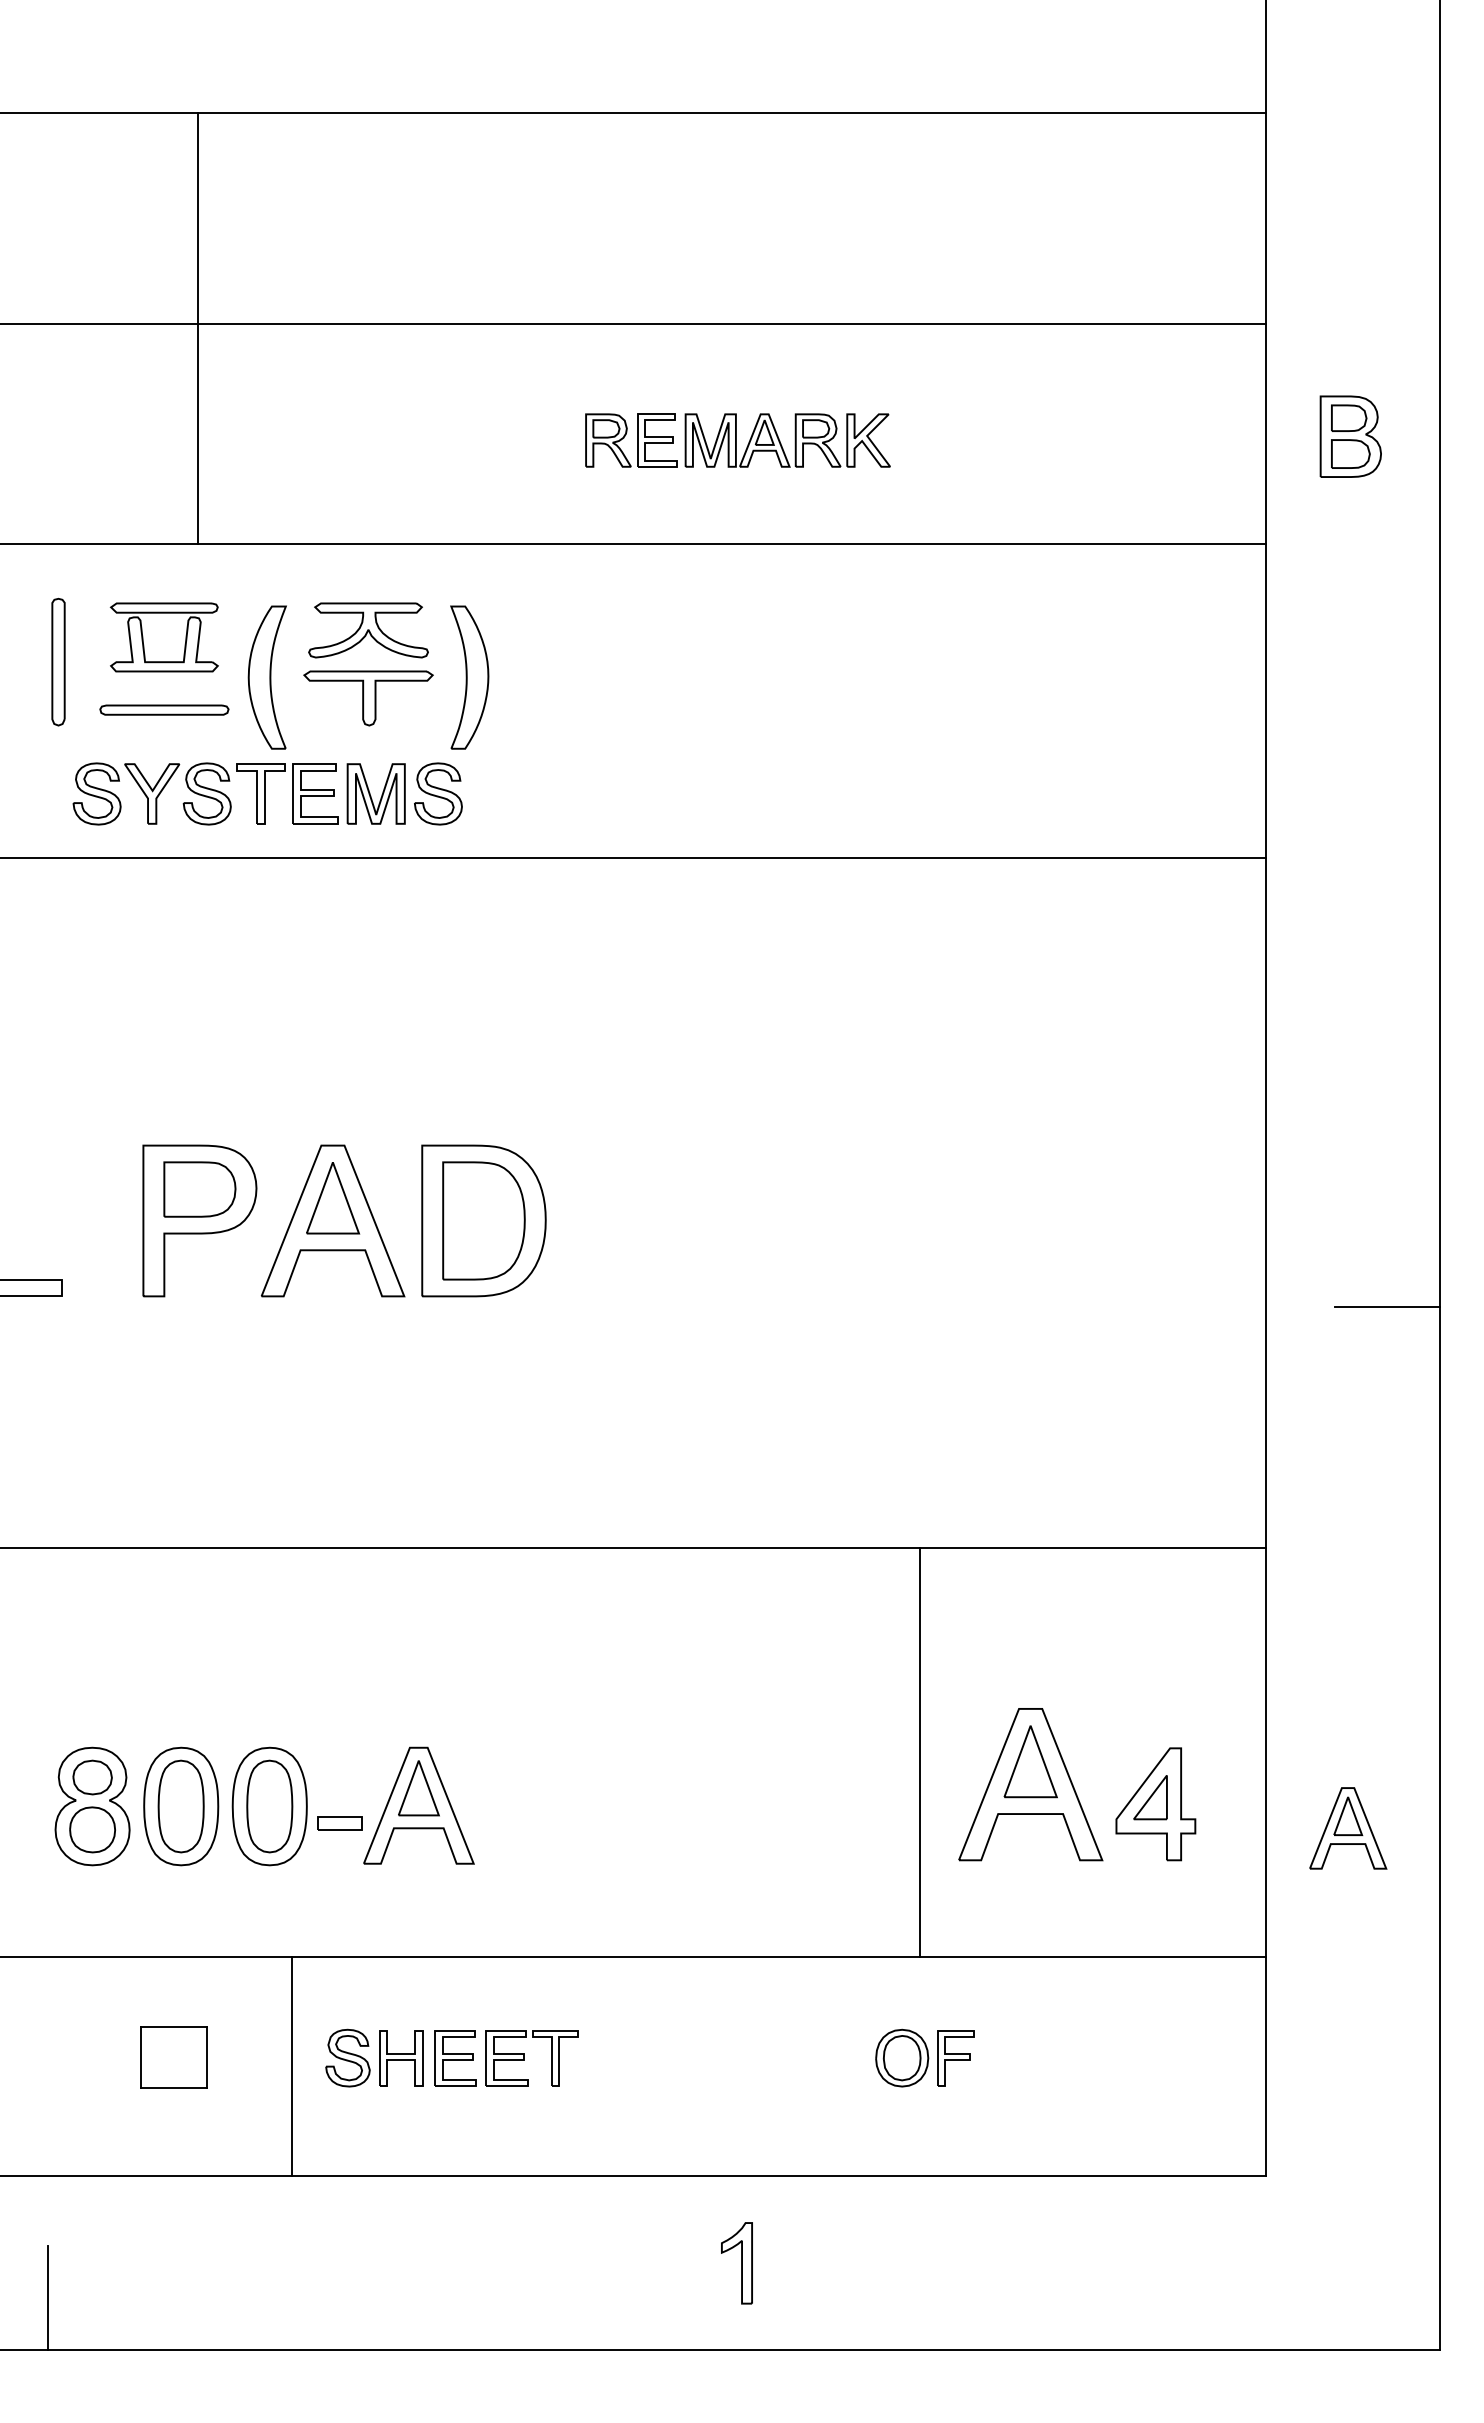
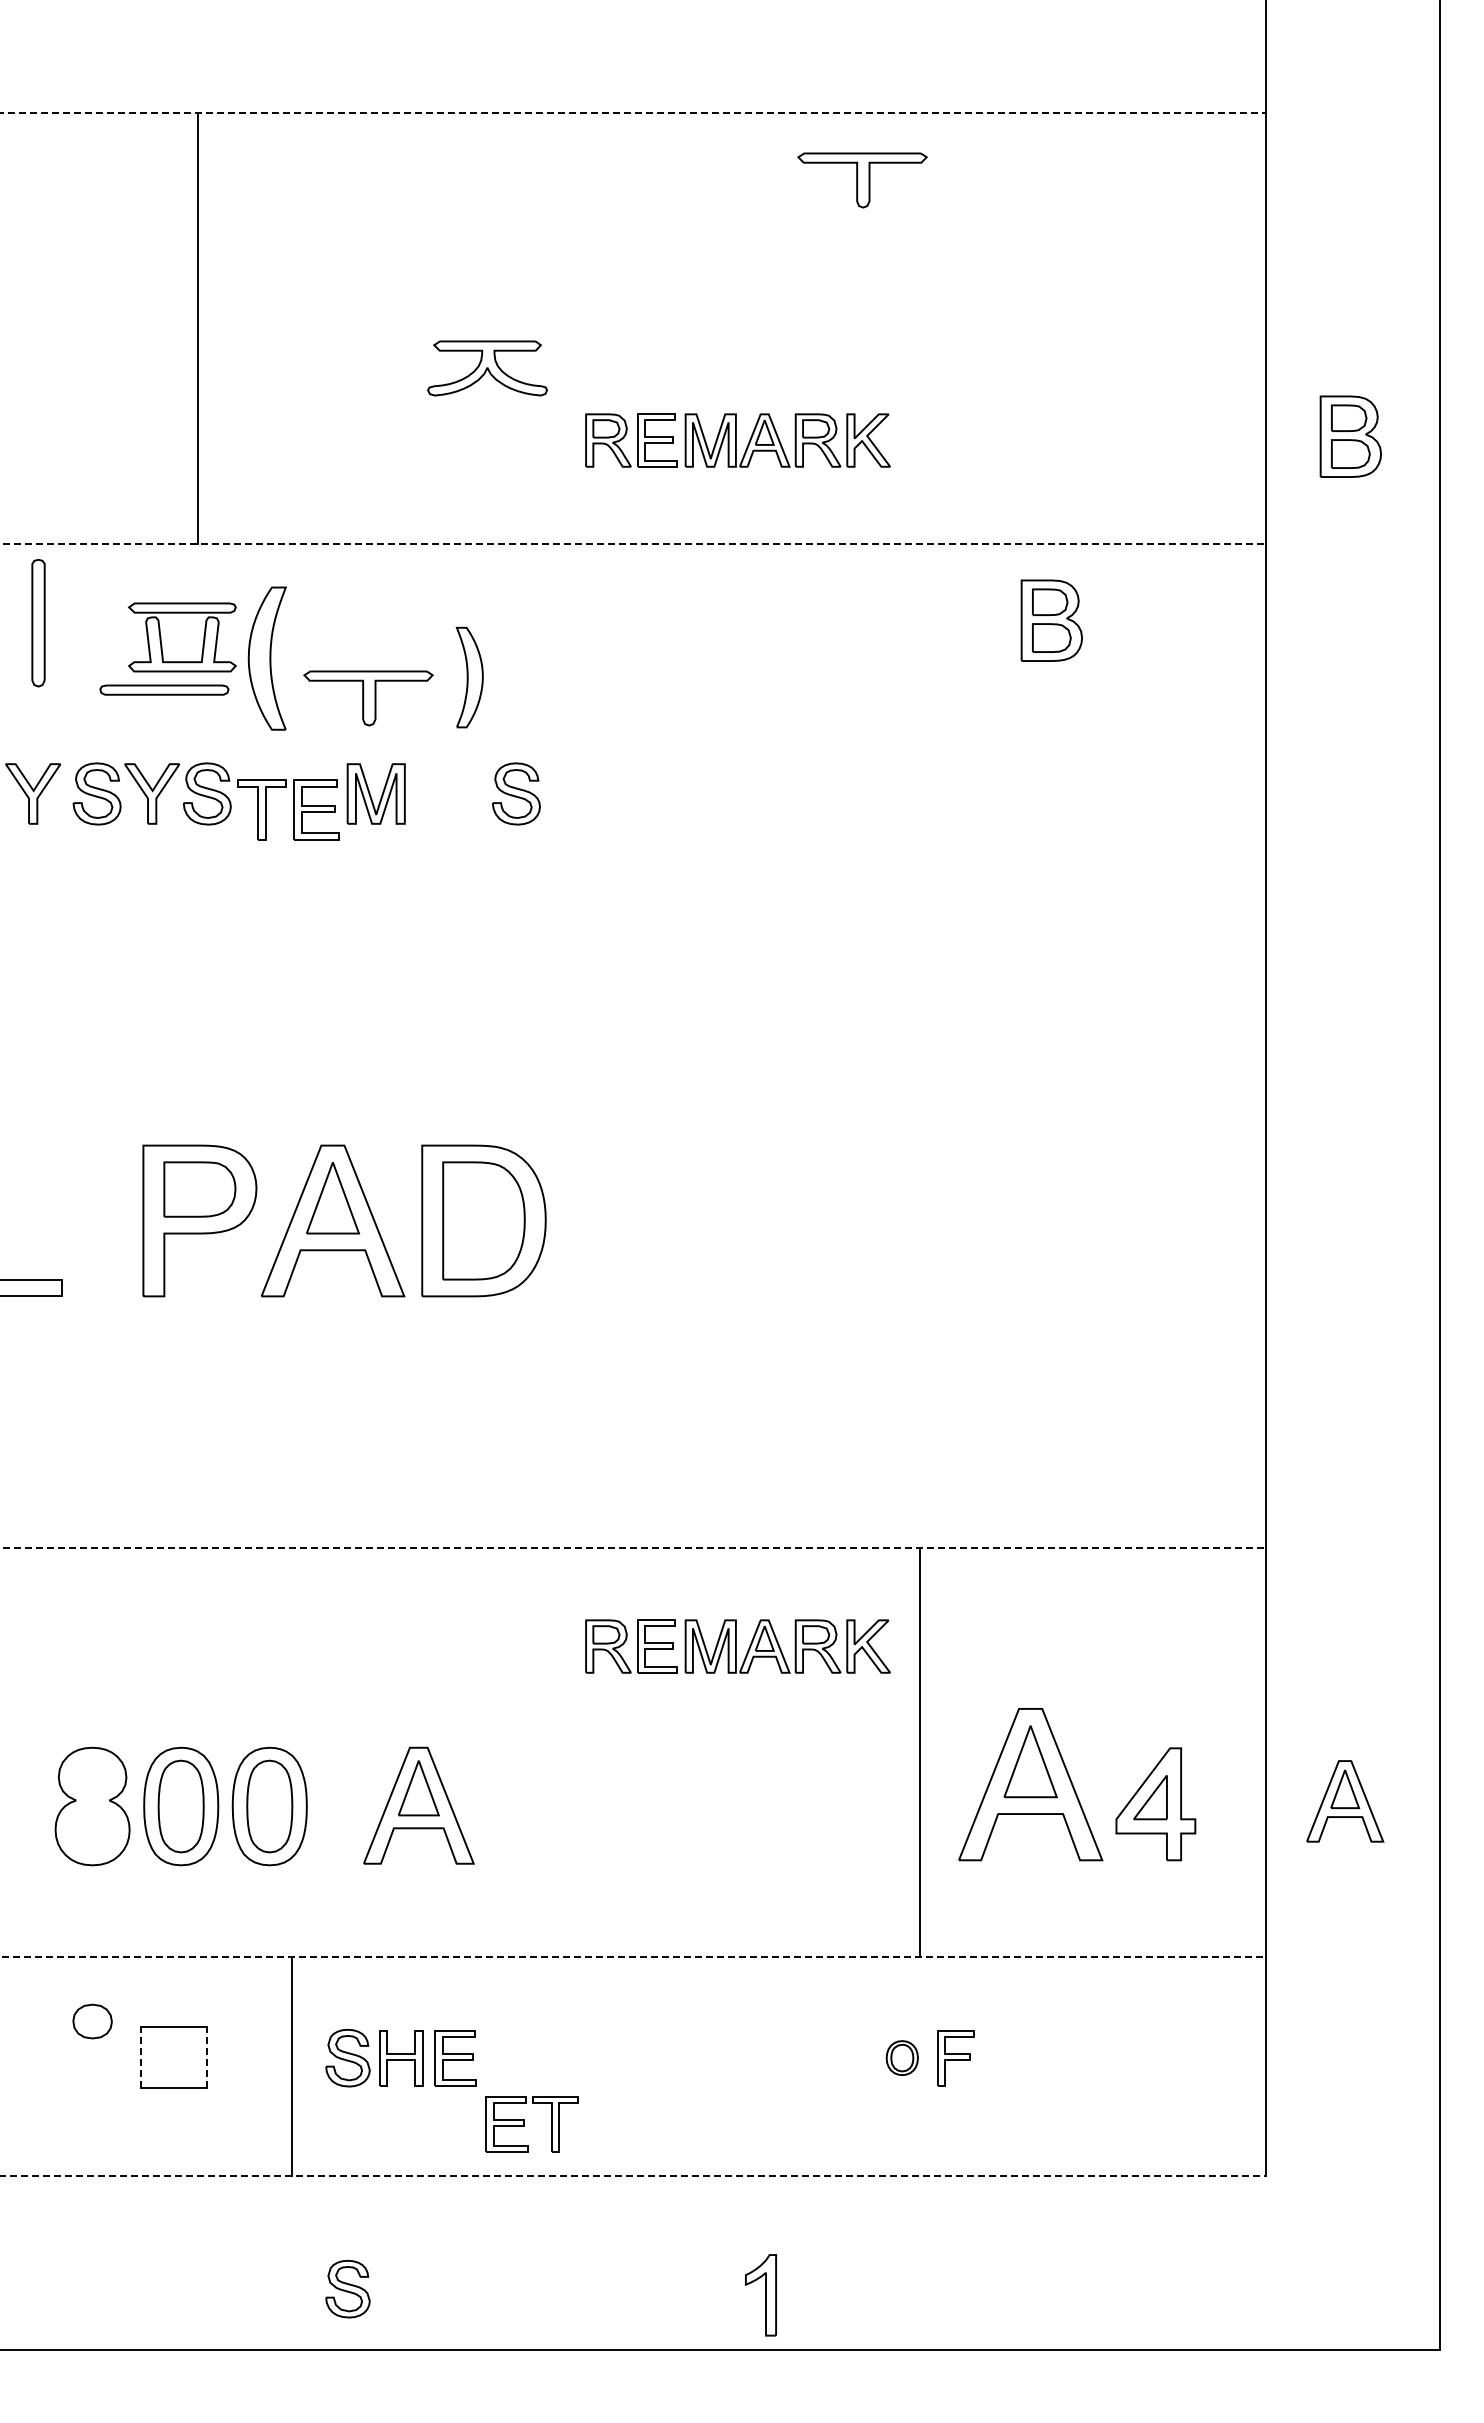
line: solid -> dashed (633, 113)
part: none -> present (862, 180)
line: present -> none (633, 323)
line: solid -> dashed (633, 543)
part: none -> present (1051, 620)
part position: (368, 630) -> (487, 368) (487, 368)
part position: (143, 637) -> (161, 637) (161, 637)
part position: (58, 661) -> (38, 622) (38, 622)
part position: (266, 677) -> (266, 658) (266, 658)
part size: 40x145 px -> 29x103 px (469, 677)
part position: (164, 709) -> (164, 689) (164, 689)
part: none -> present (33, 793)
part position: (287, 793) -> (288, 809) (288, 809)
part position: (438, 793) -> (516, 793) (516, 793)
line: present -> none (633, 857)
line: present -> none (1387, 1306)
line: solid -> dashed (633, 1548)
part: none -> present (737, 1646)
part position: (92, 1777) -> (92, 2021) (92, 2021)
part: present -> none (339, 1823)
part position: (1348, 1828) -> (1345, 1801) (1345, 1801)
part: present -> none (92, 1829)
line: solid -> dashed (633, 1956)
line: solid -> dashed (140, 2056)
line: solid -> dashed (206, 2056)
part size: 55x60 px -> 34x36 px (901, 2057)
part position: (524, 2058) -> (524, 2124) (524, 2124)
line: solid -> dashed (633, 2176)
part position: (736, 2263) -> (760, 2295) (760, 2295)
part: none -> present (347, 2288)
line: present -> none (47, 2297)
